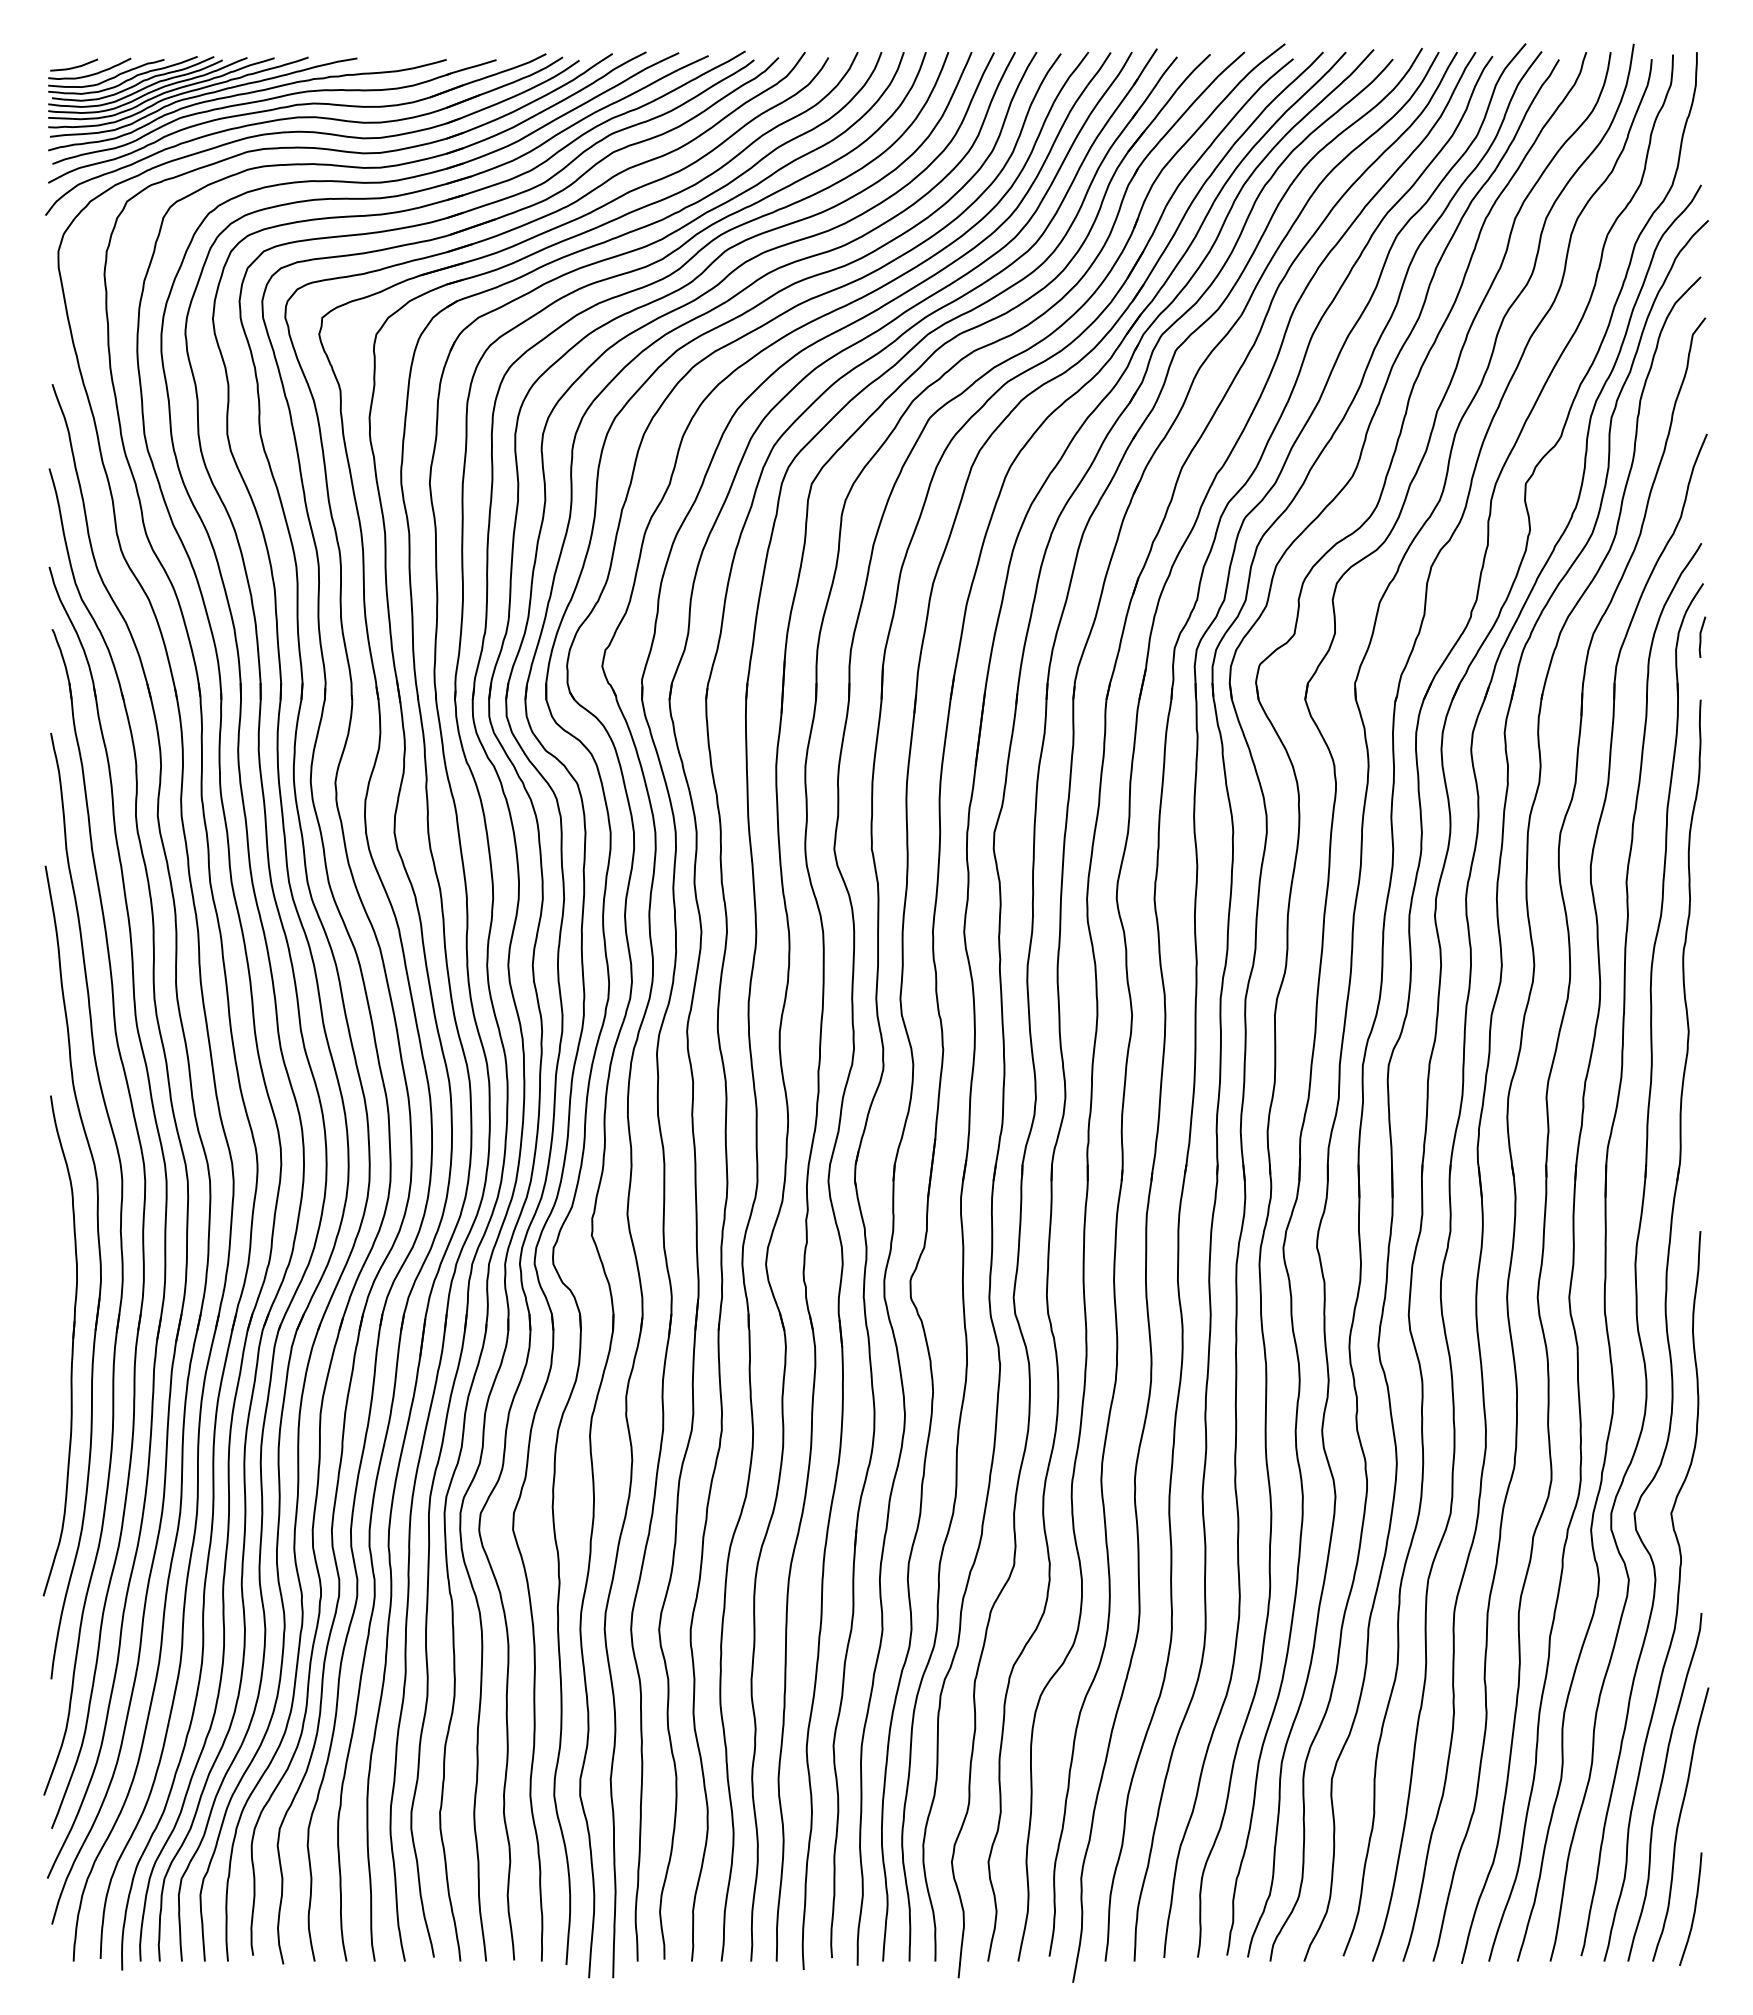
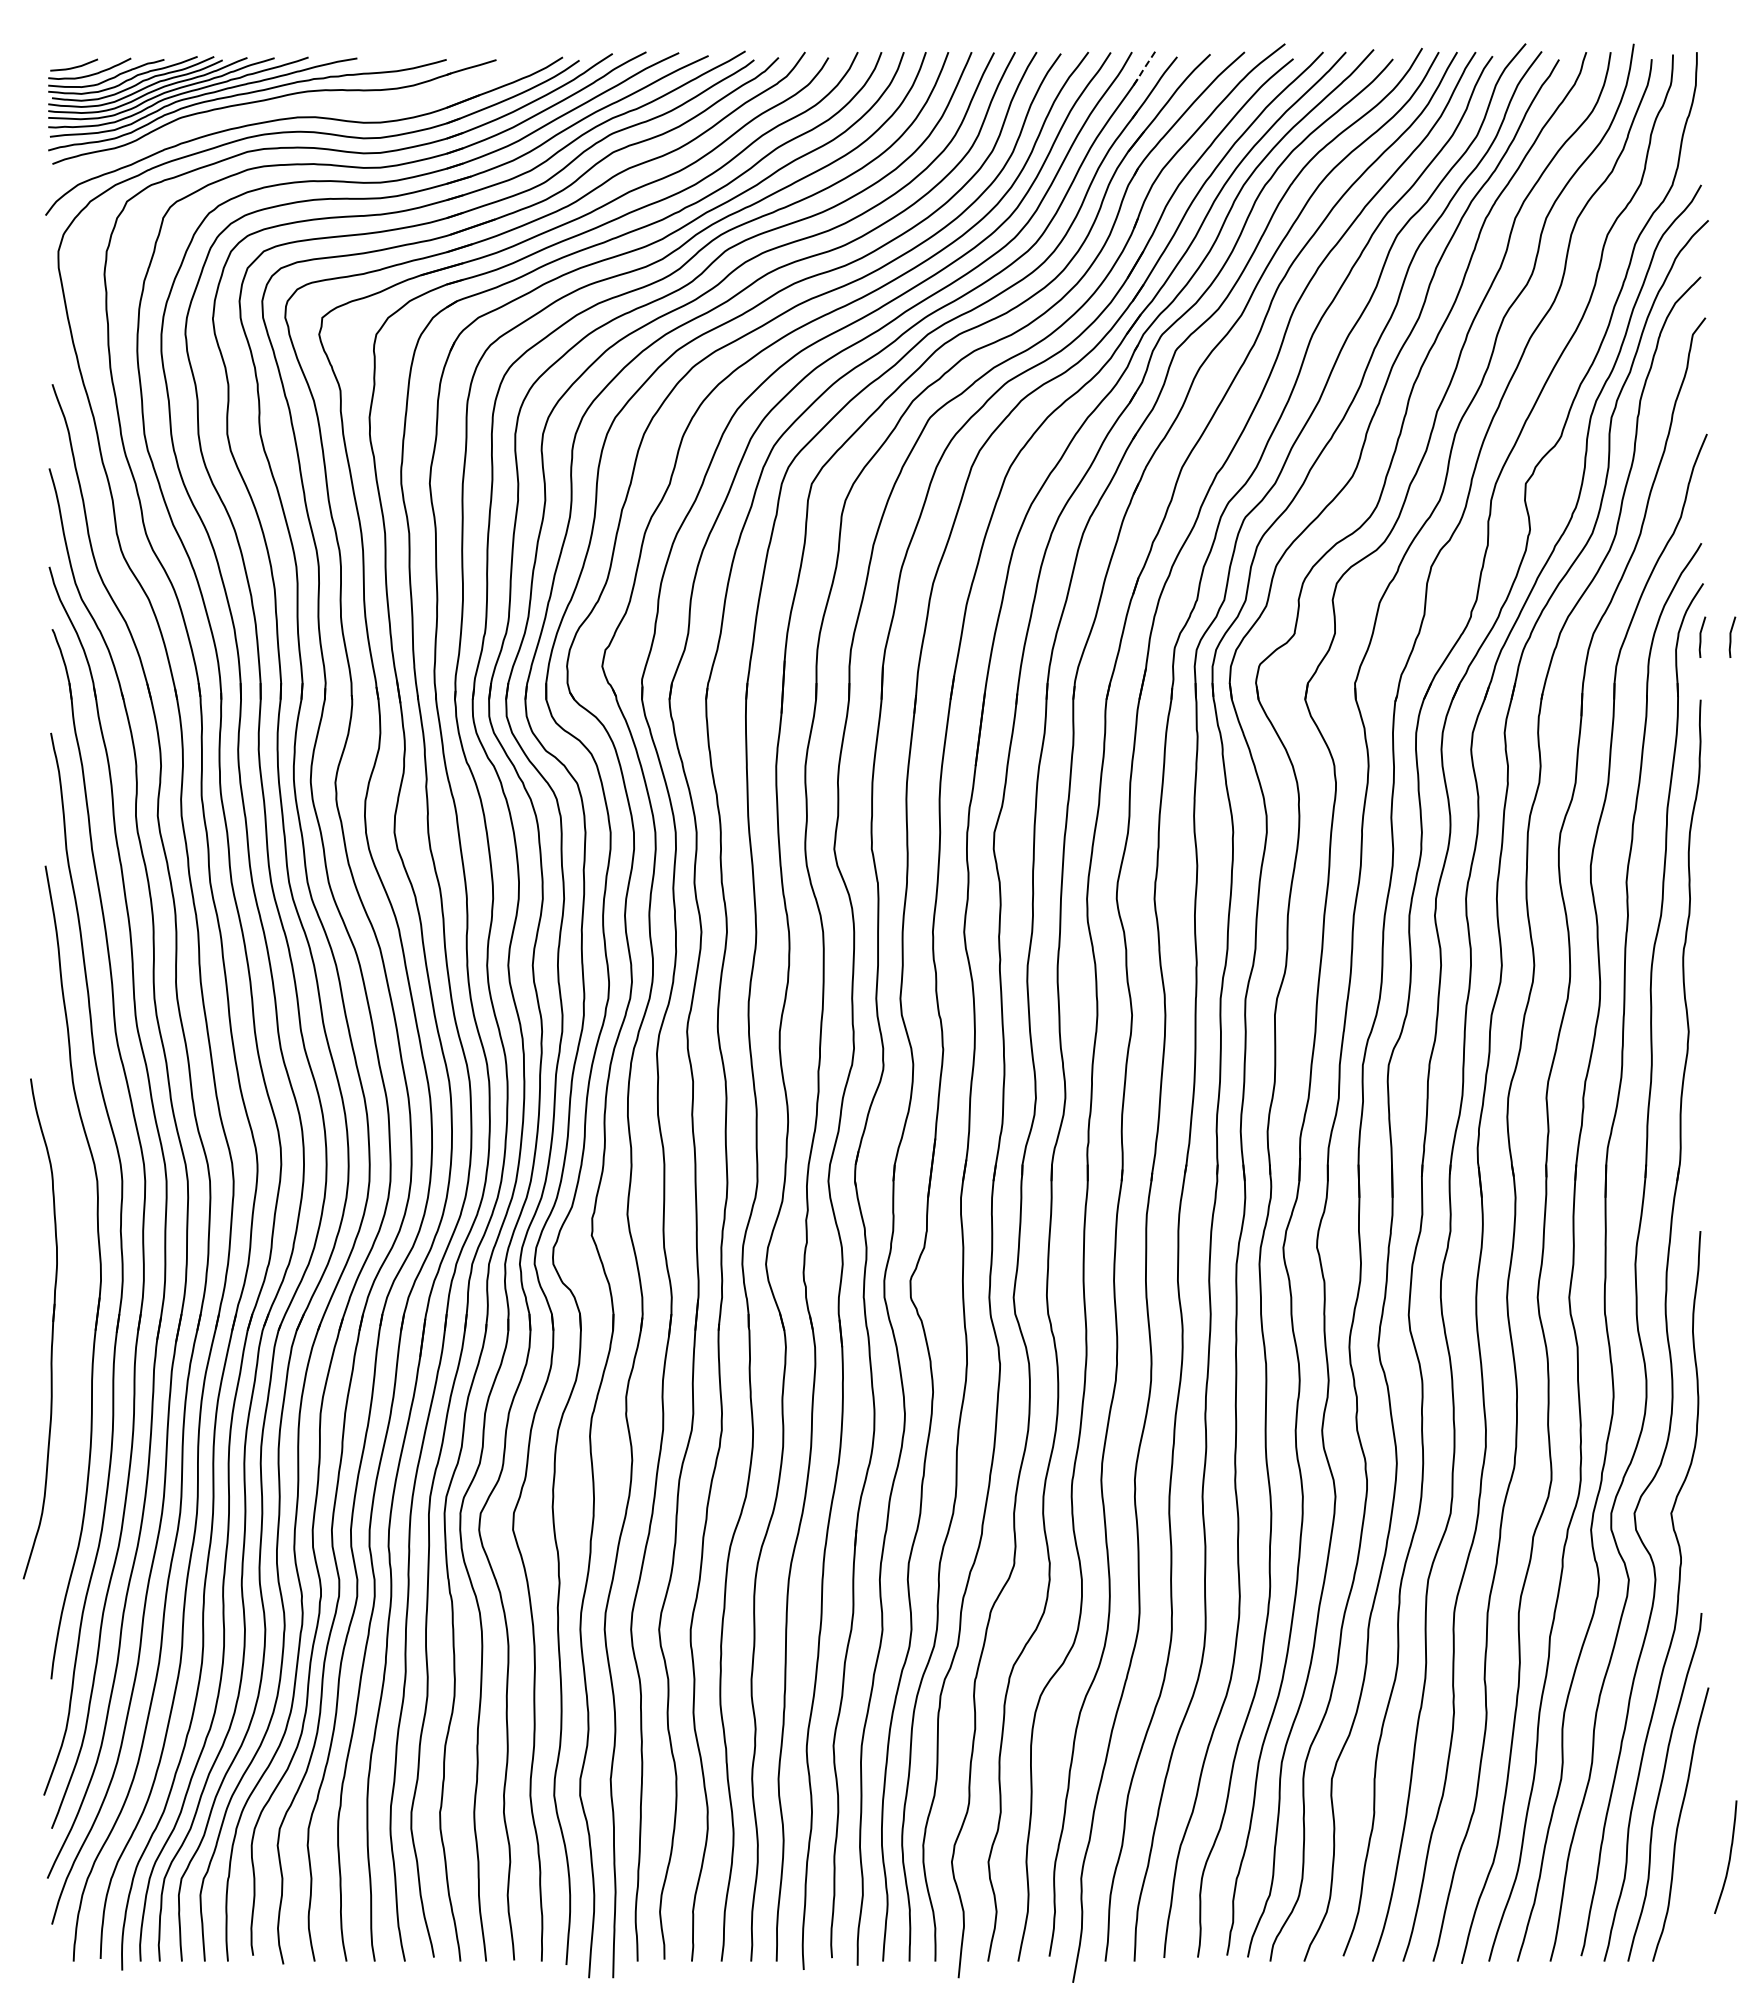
line: solid -> dashed (1144, 67)
part: present -> none (294, 106)
line: none -> present (1731, 636)
part position: (71, 1347) -> (51, 1330) (51, 1330)
curve position: (1694, 1908) -> (1729, 1856) (1729, 1856)
